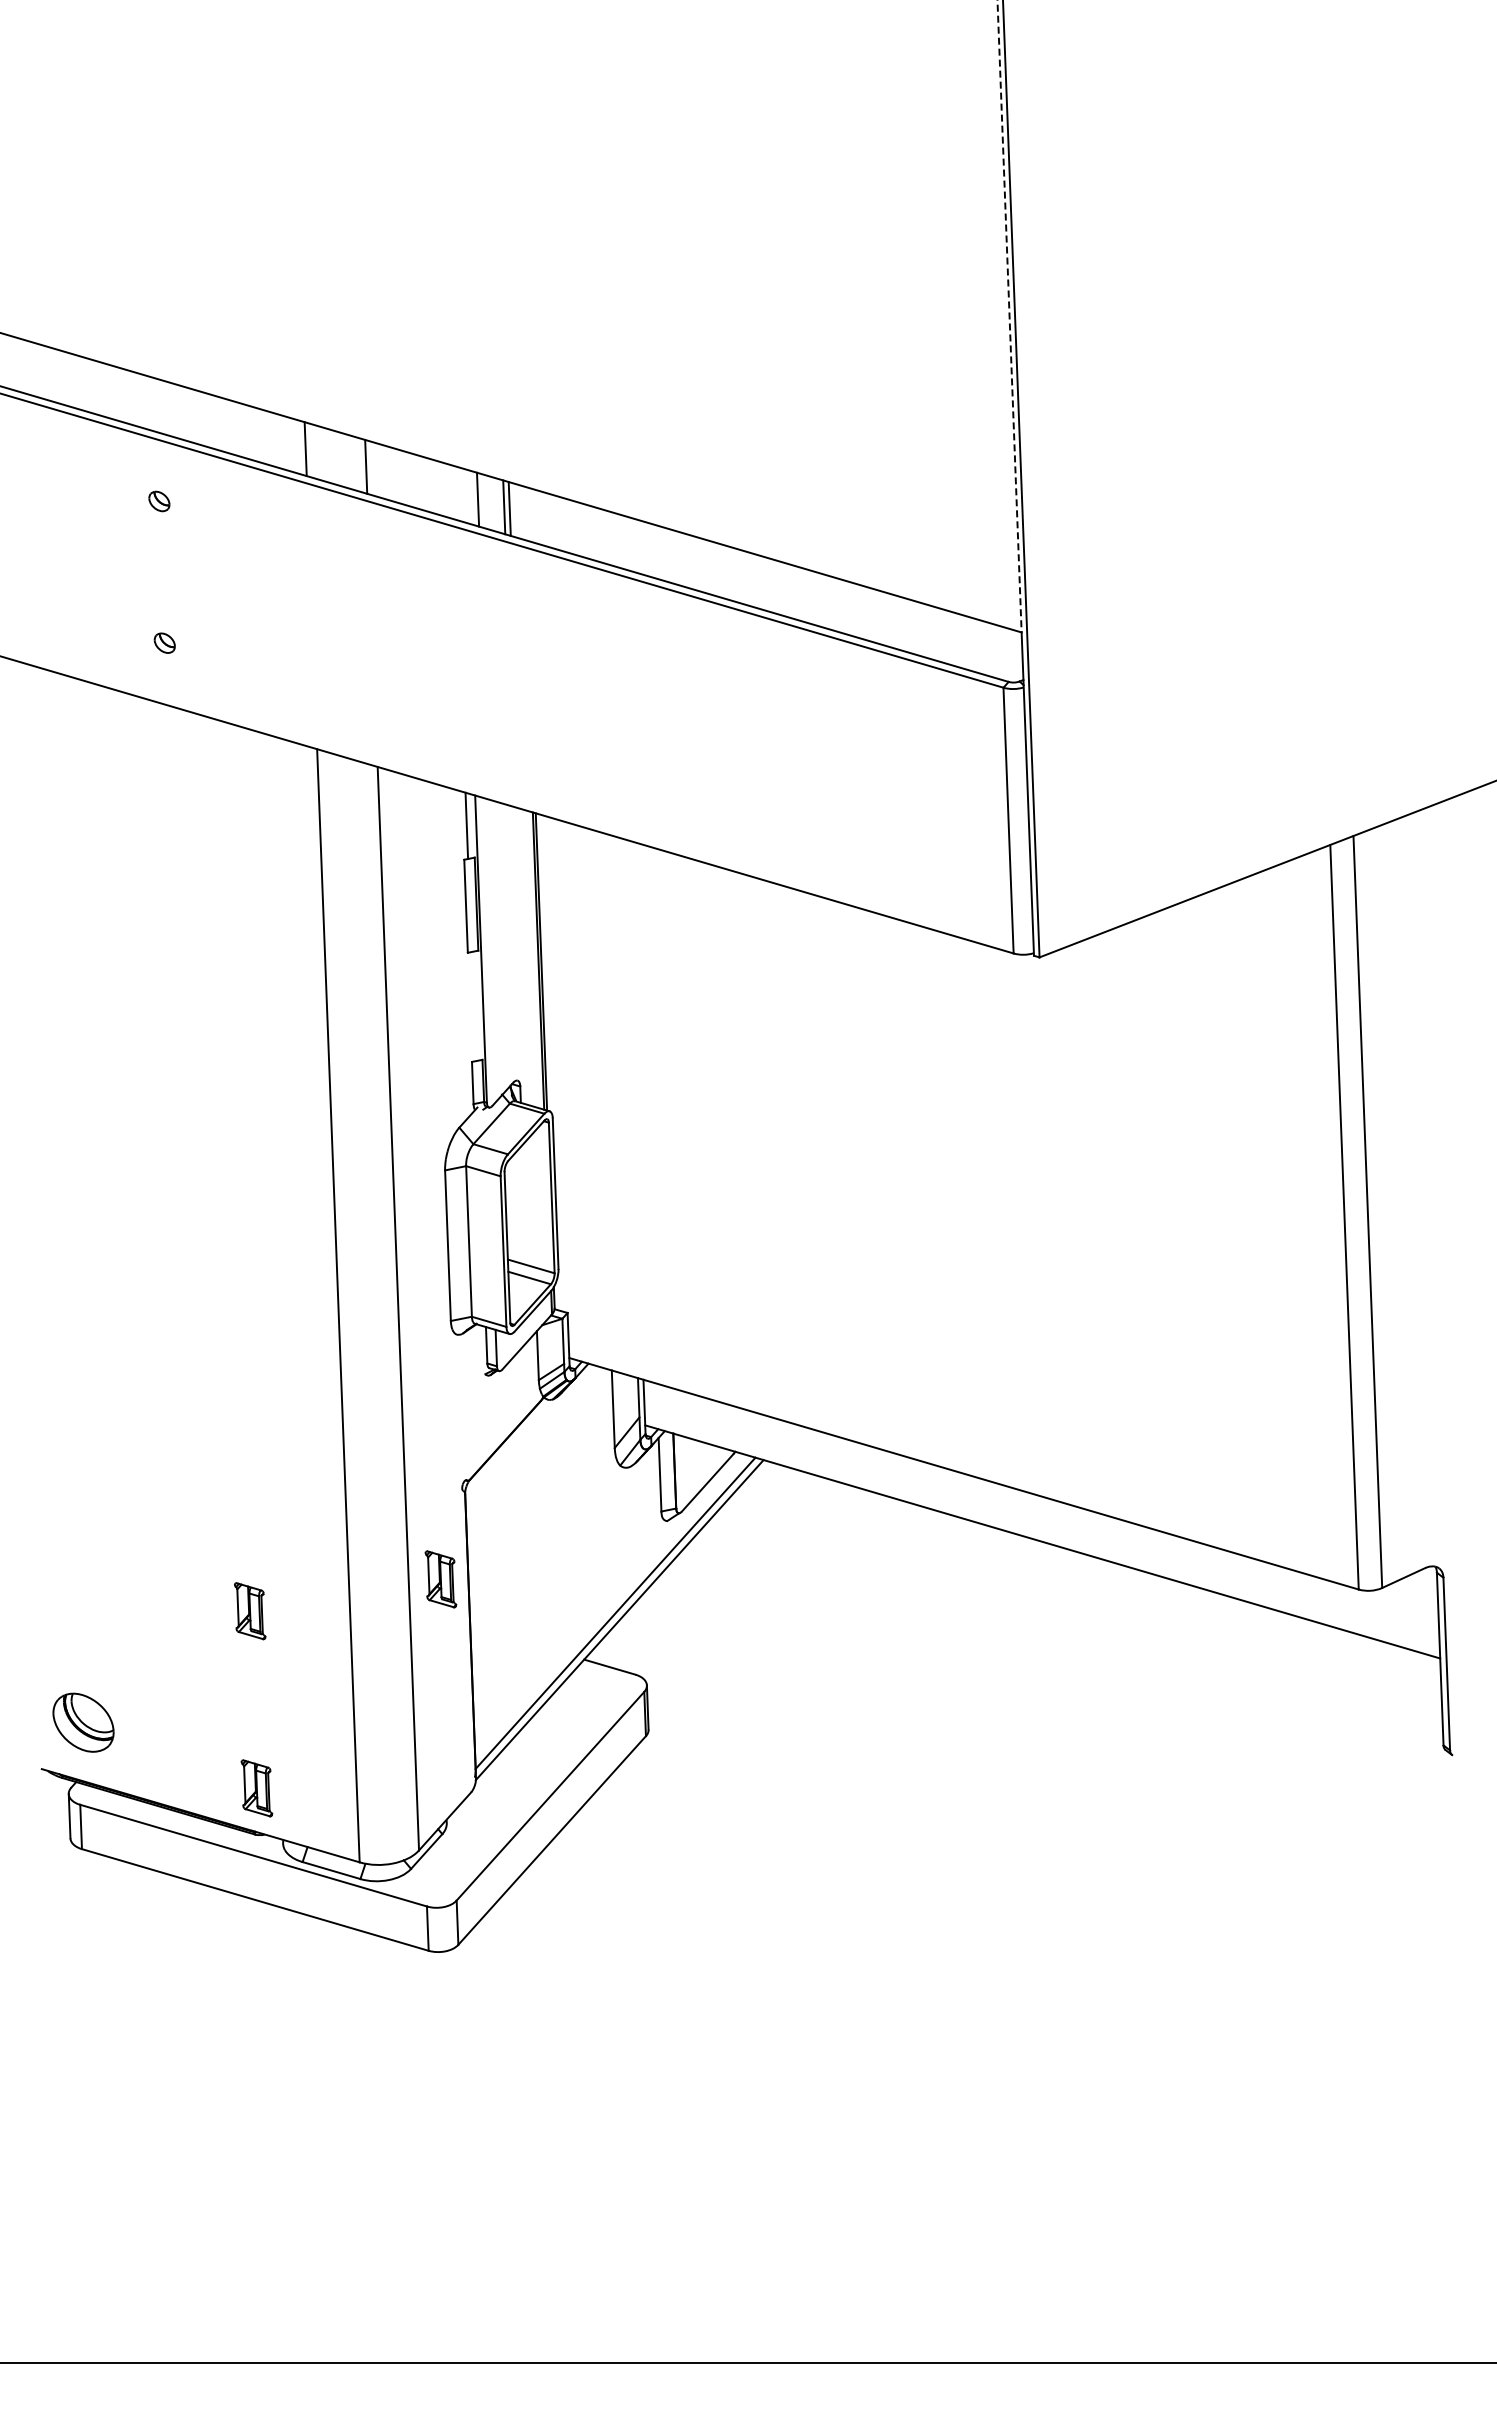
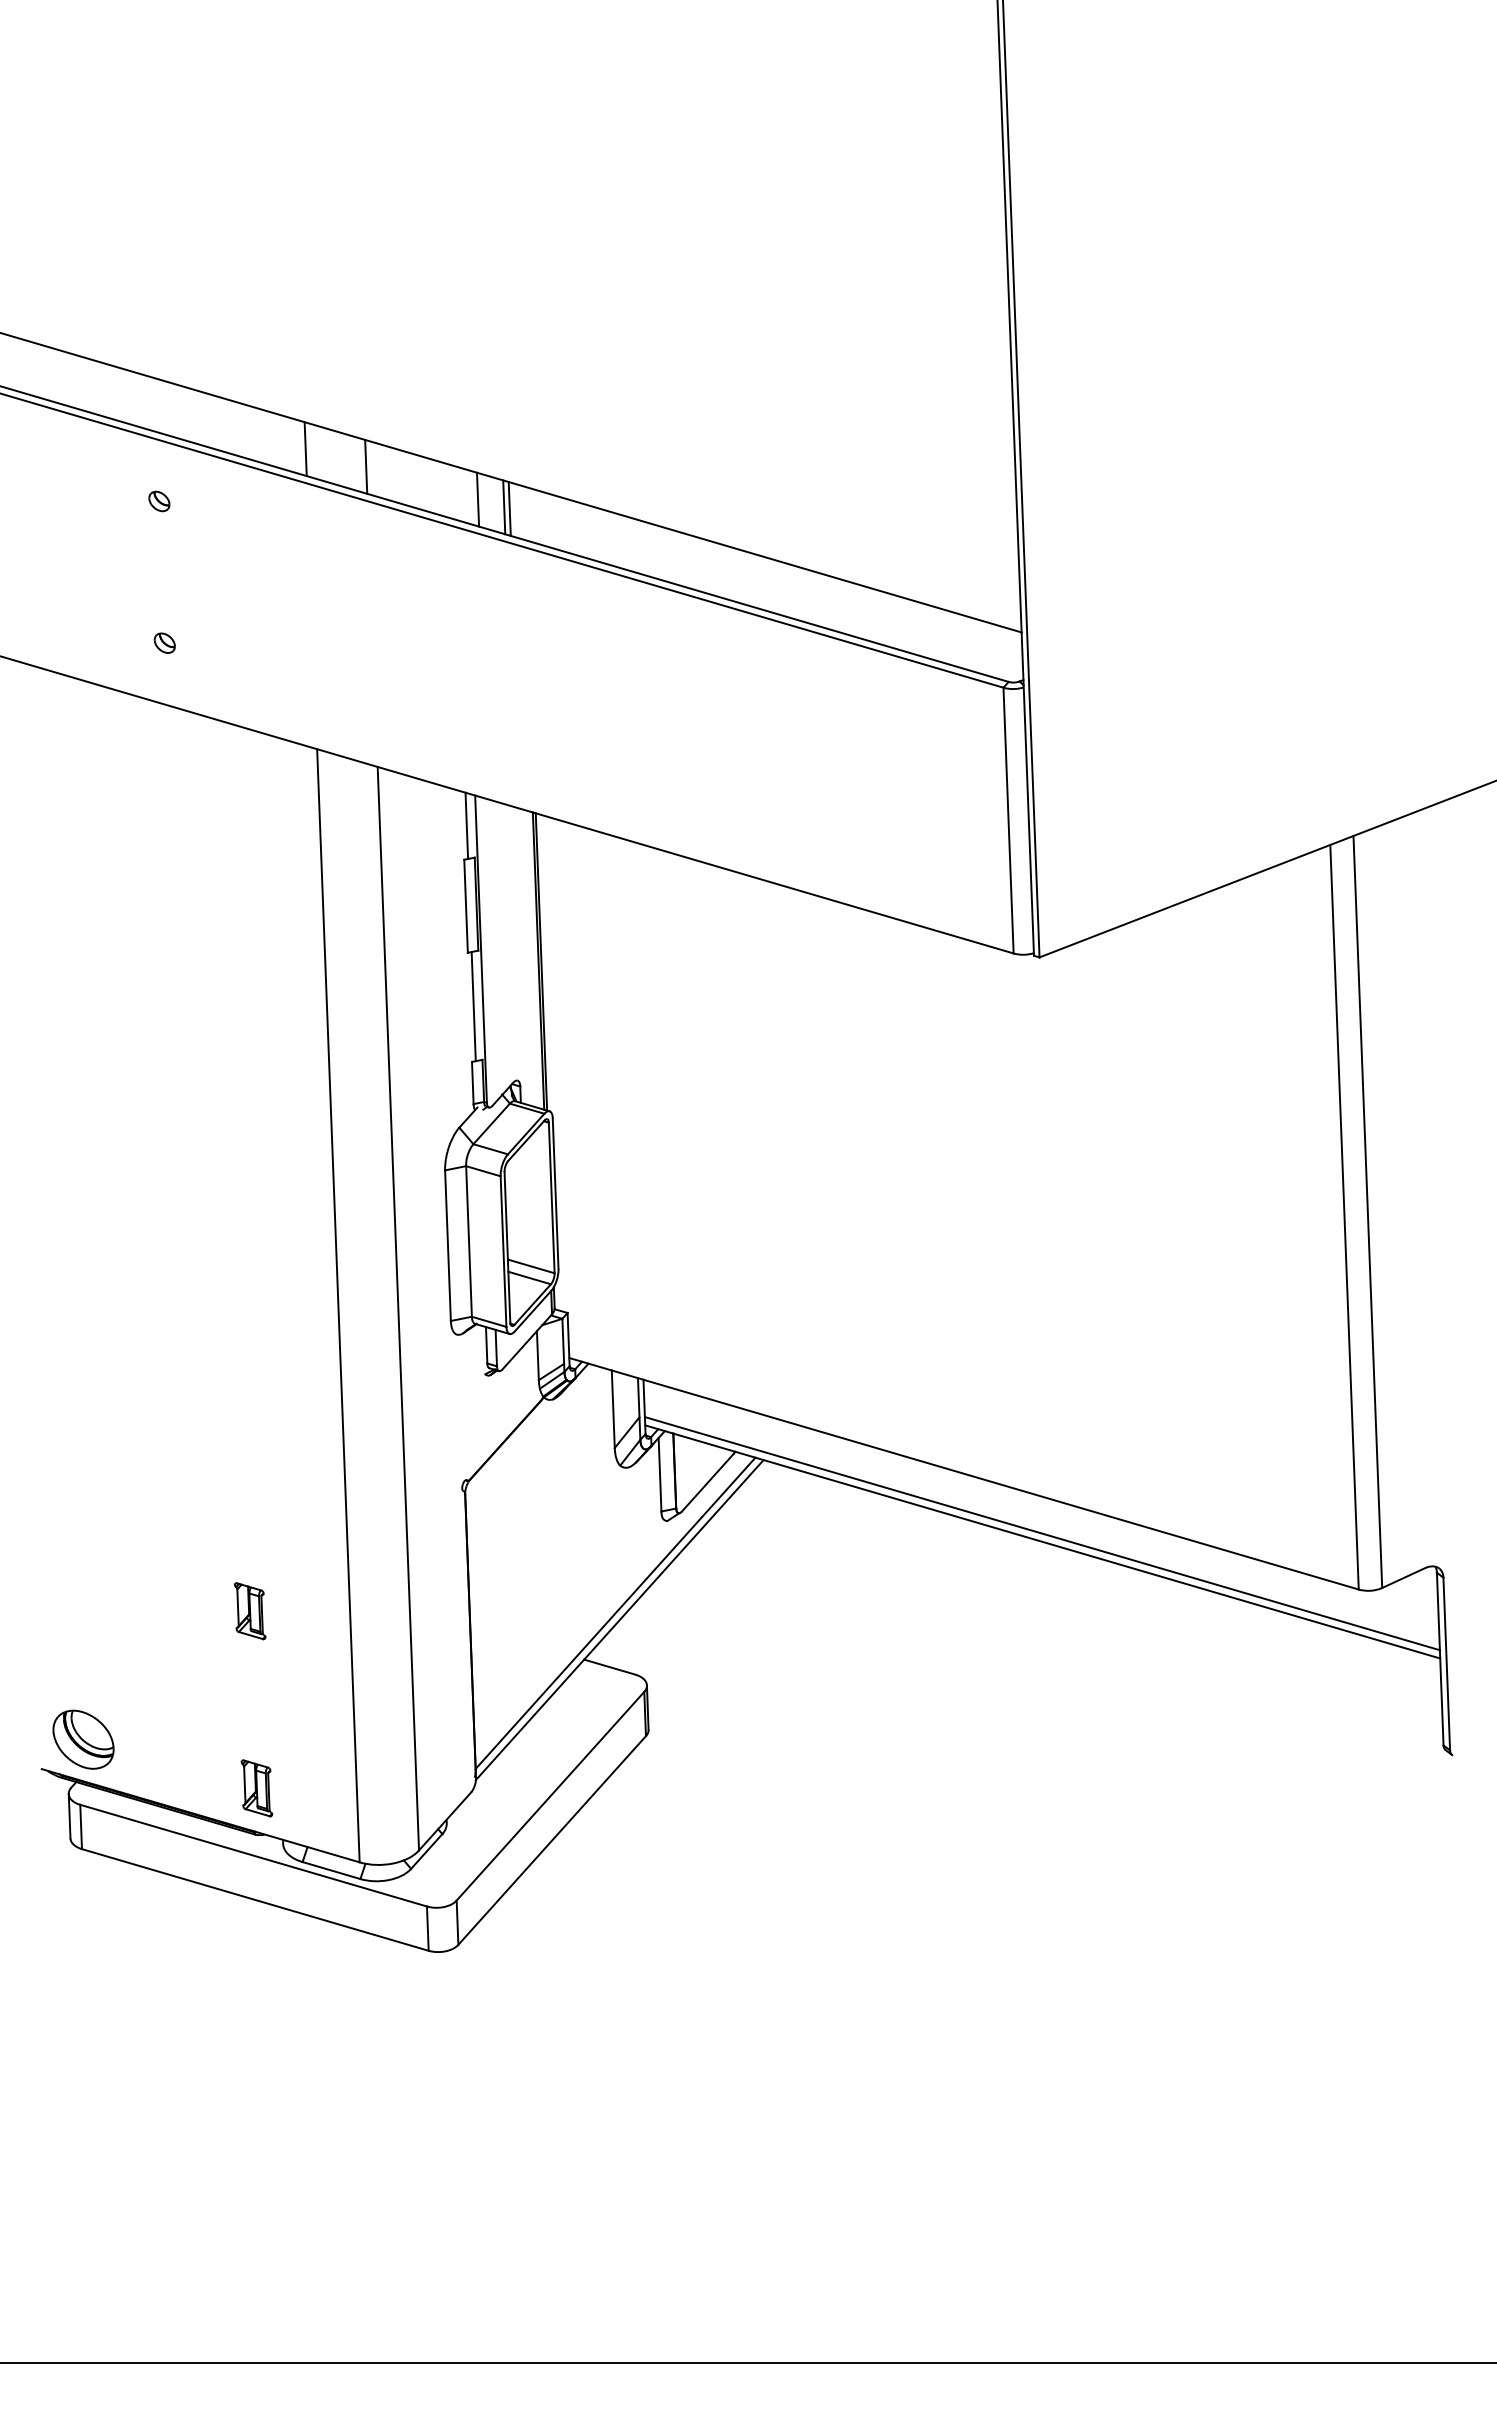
line: dashed -> solid (1009, 316)
line: none -> present (473, 1006)
line: none -> present (1041, 1533)
part: present -> none (440, 1579)
part position: (83, 1722) -> (83, 1739) (83, 1739)
